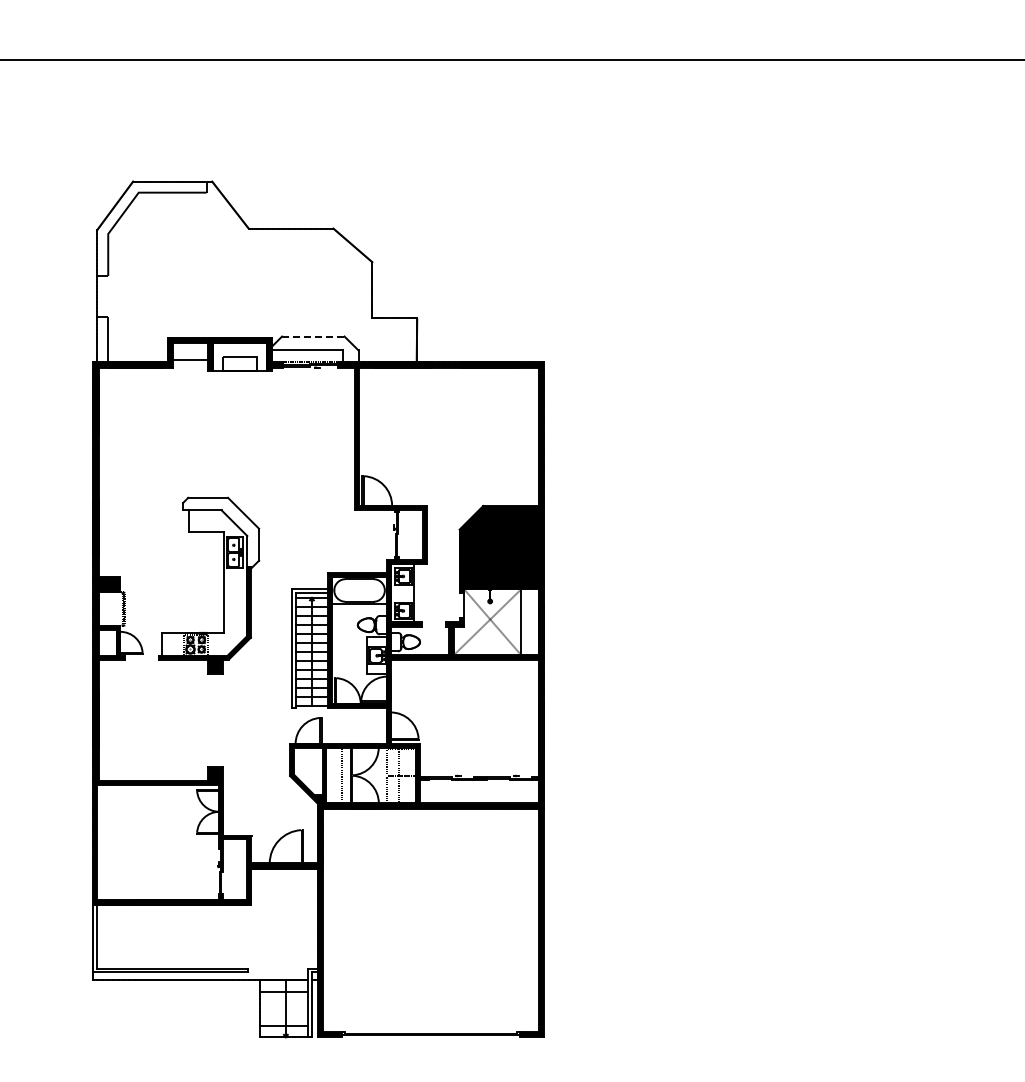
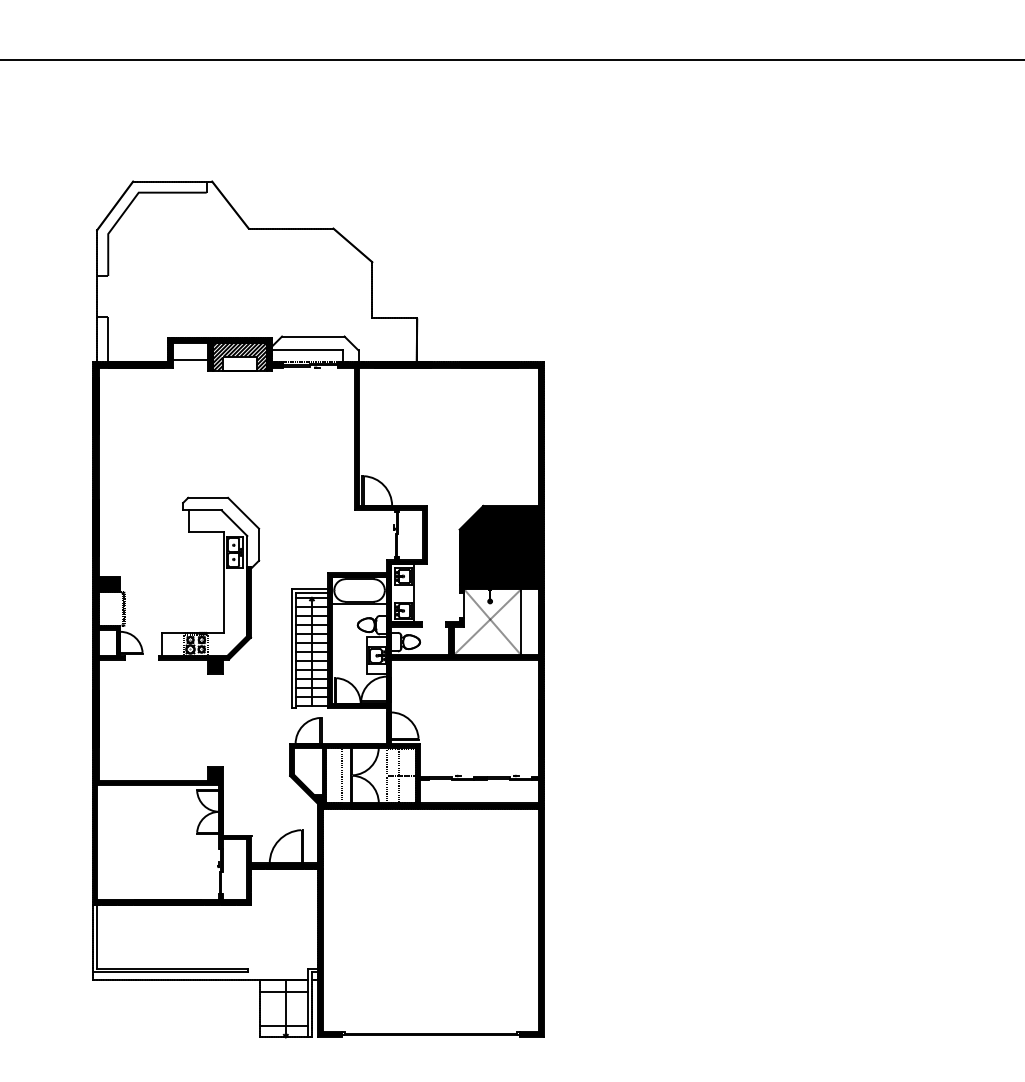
line: dashed -> solid (313, 336)
hatch: none -> present (239, 356)
